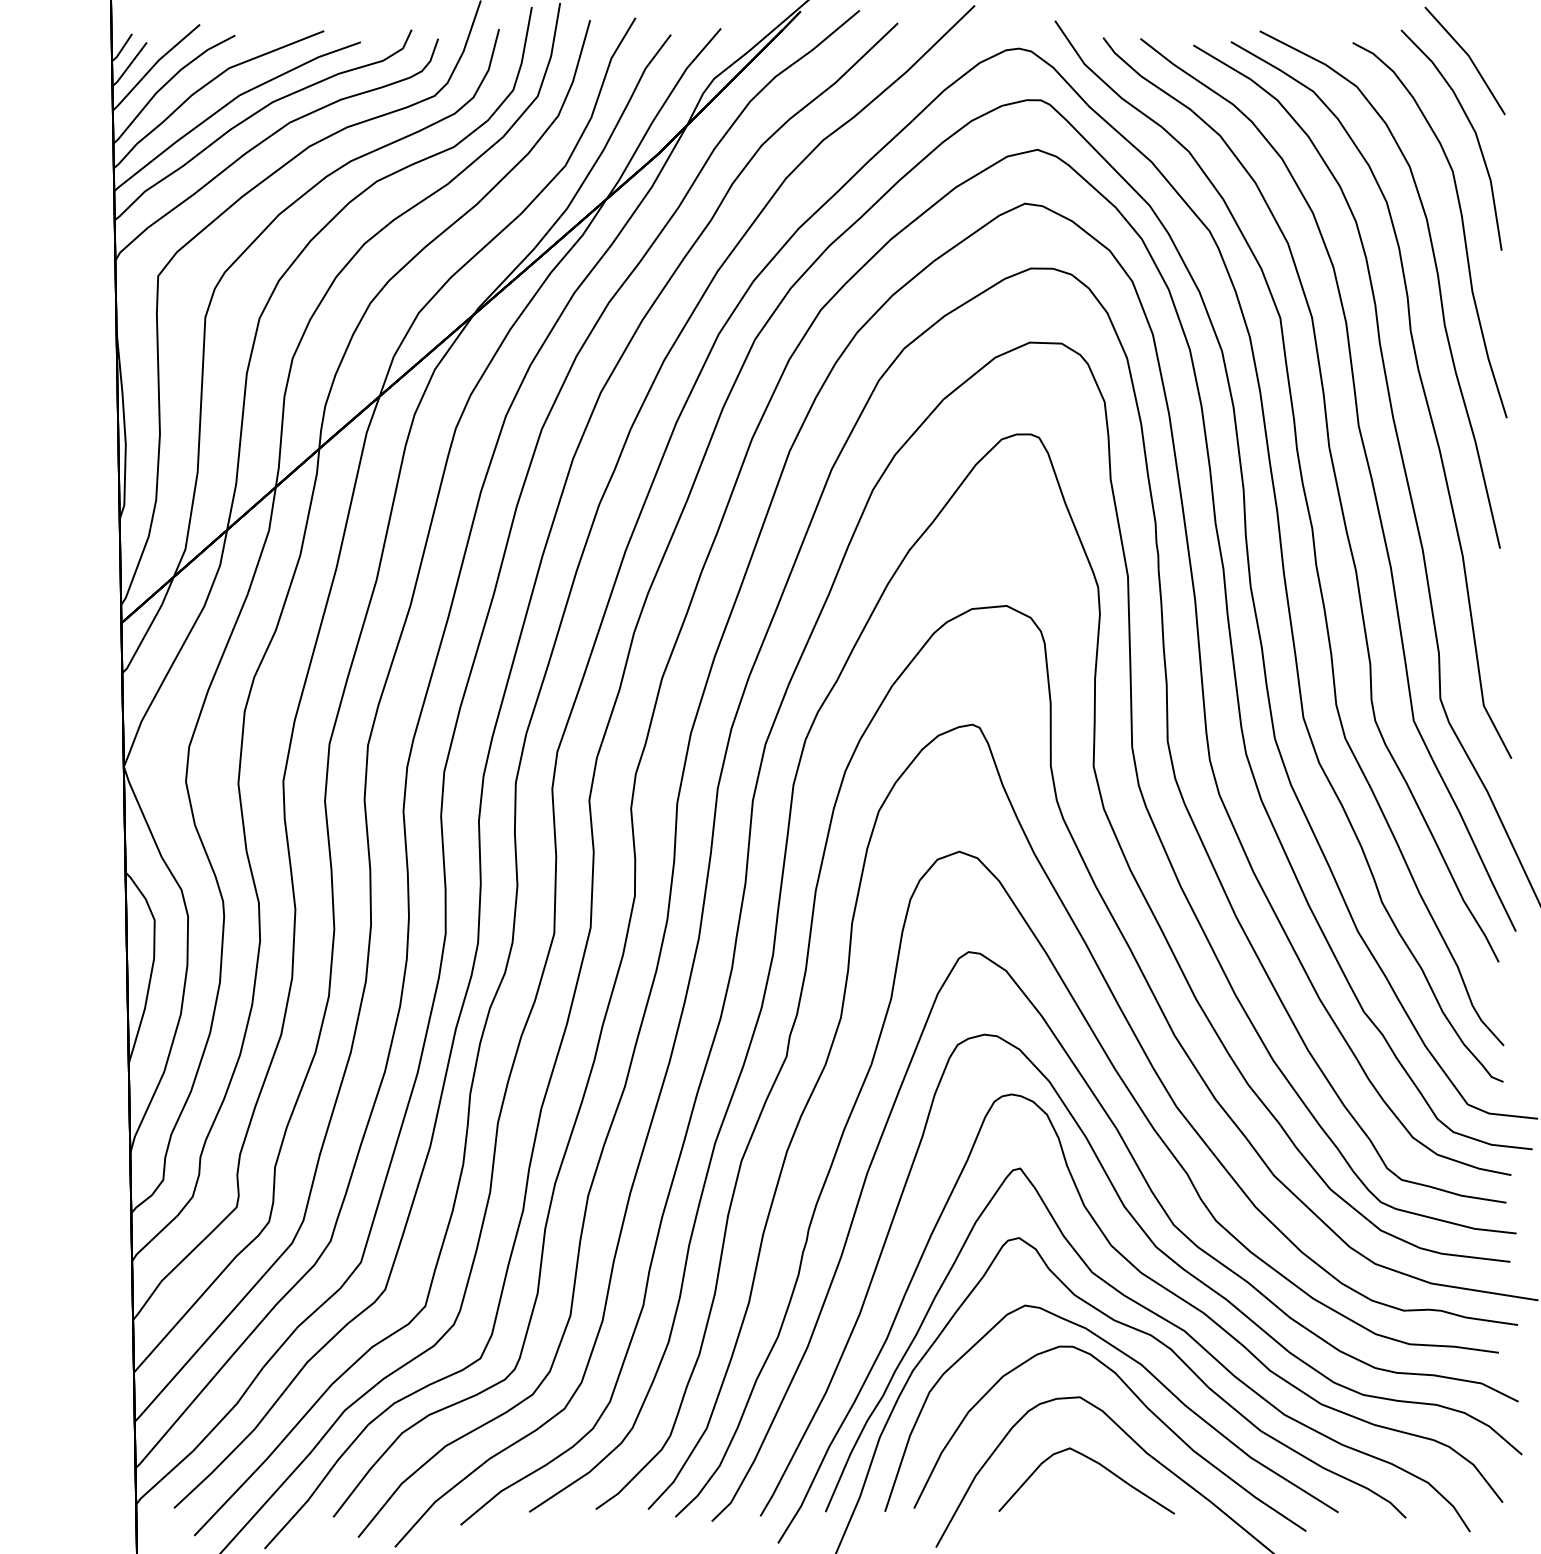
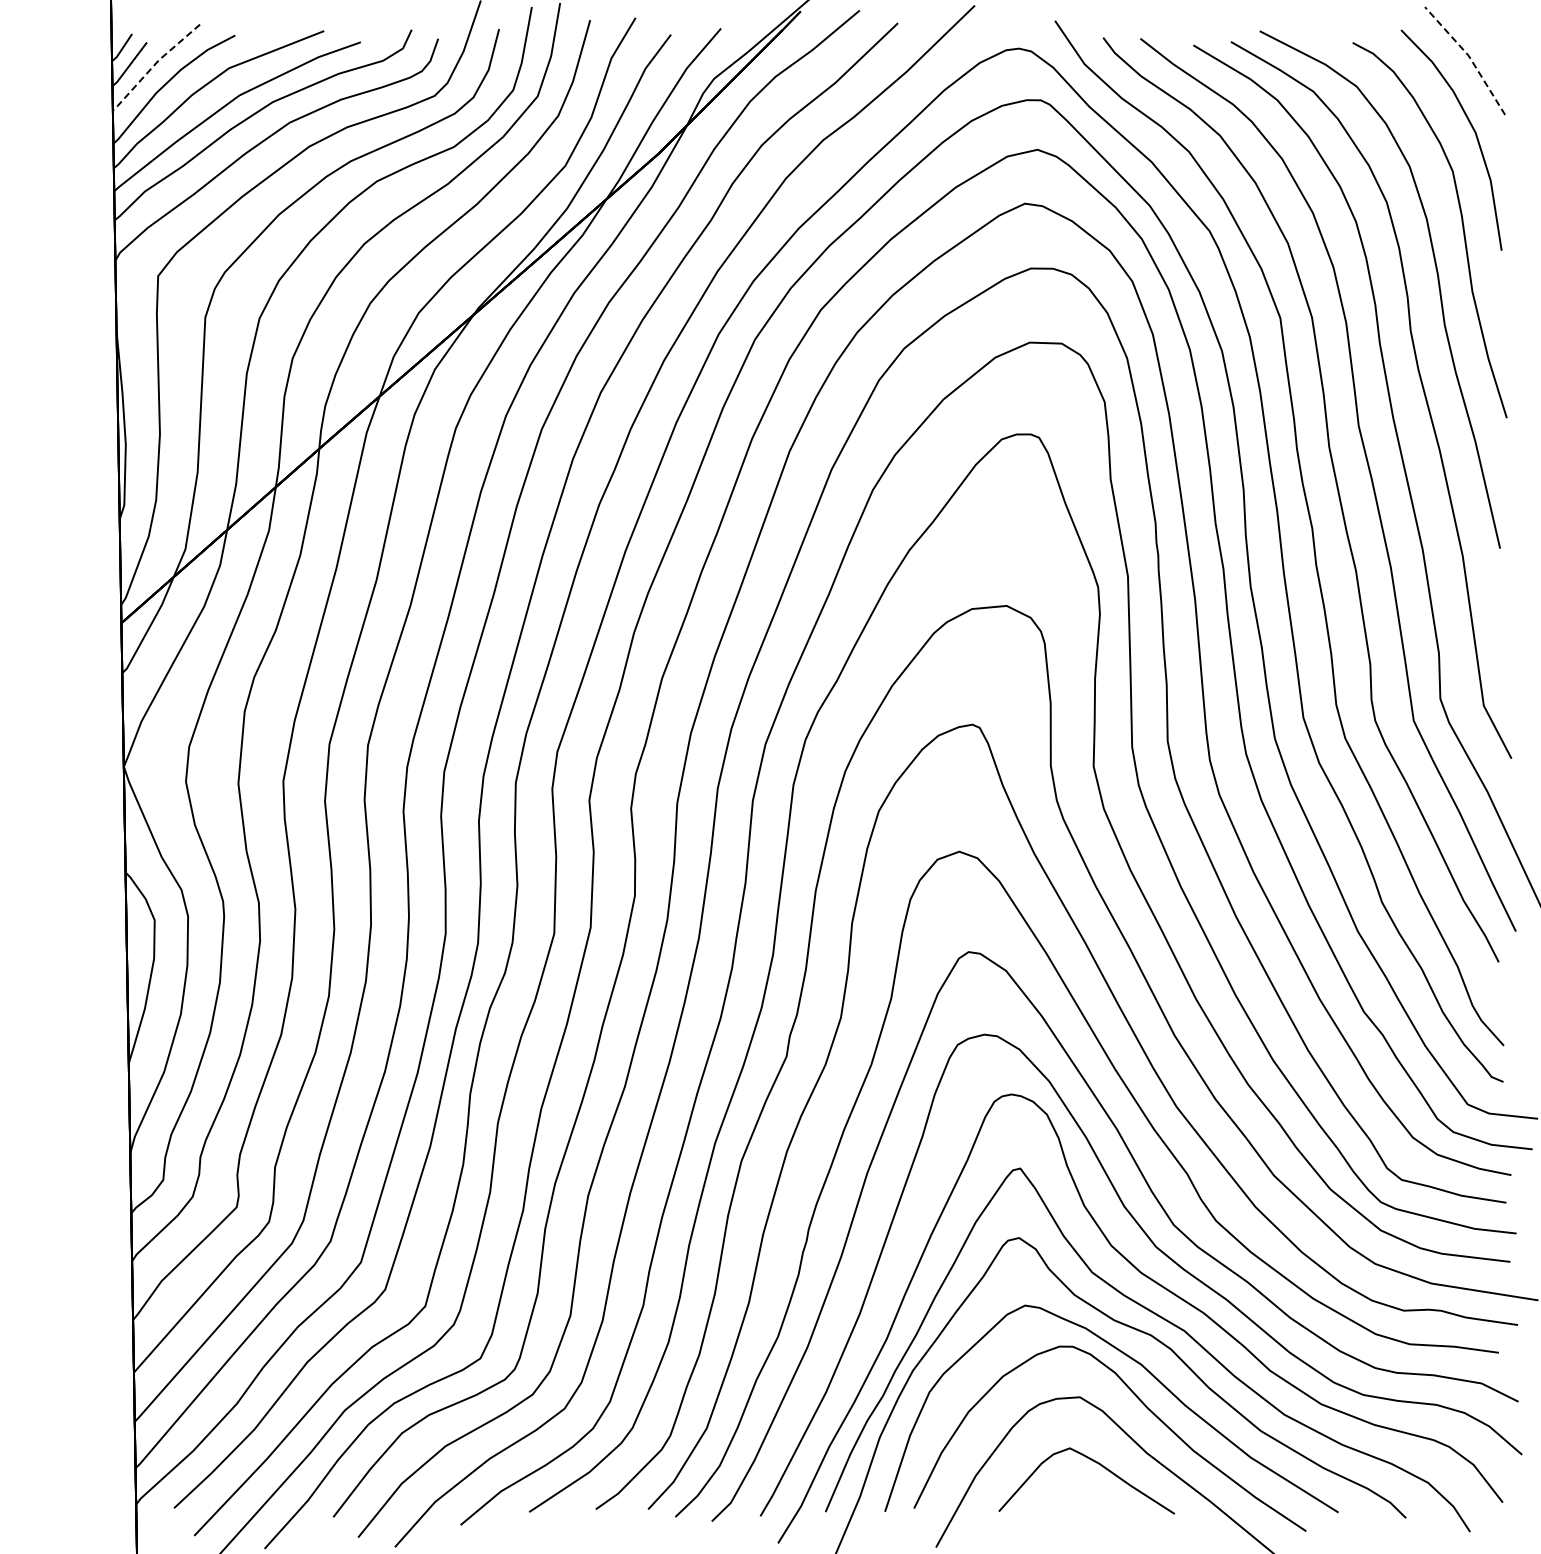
line: solid -> dashed (1469, 56)
line: solid -> dashed (154, 65)
